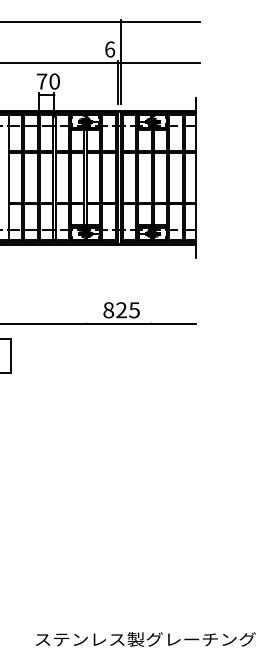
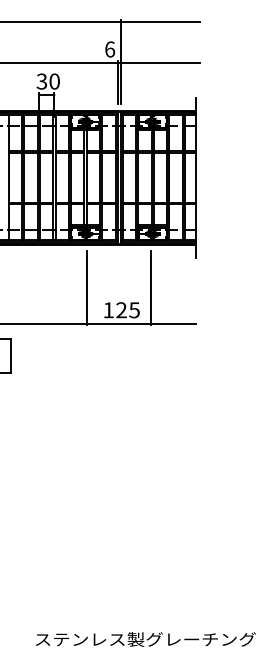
text: 70 -> 30 (41, 81)
line: none -> present (86, 288)
line: none -> present (151, 288)
text: 825 -> 125 (108, 310)
